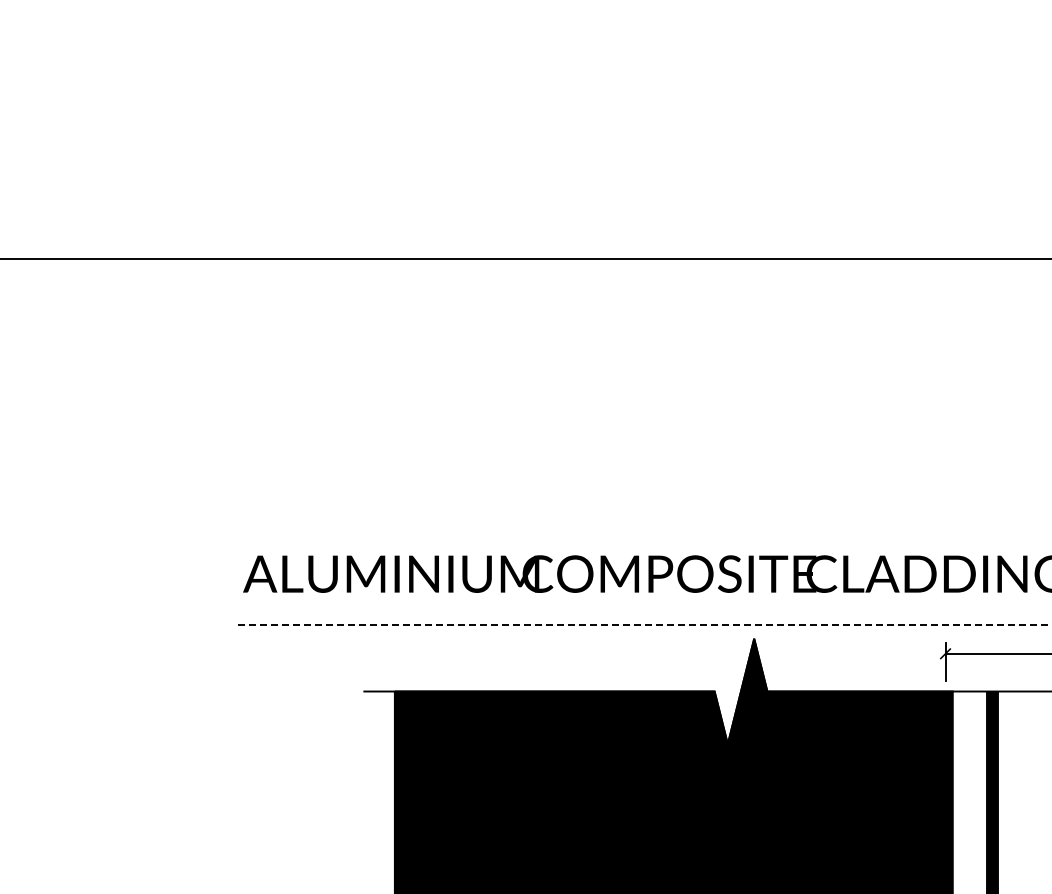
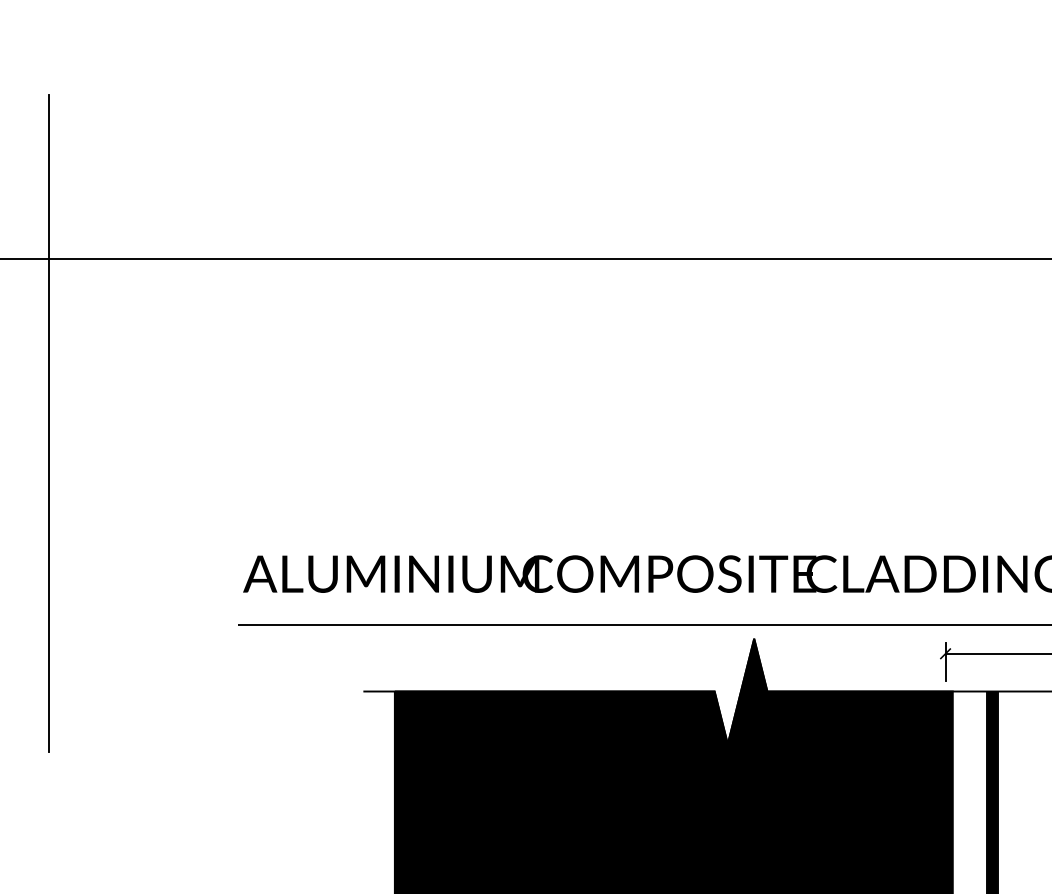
line: none -> present (48, 422)
line: dashed -> solid (645, 625)
